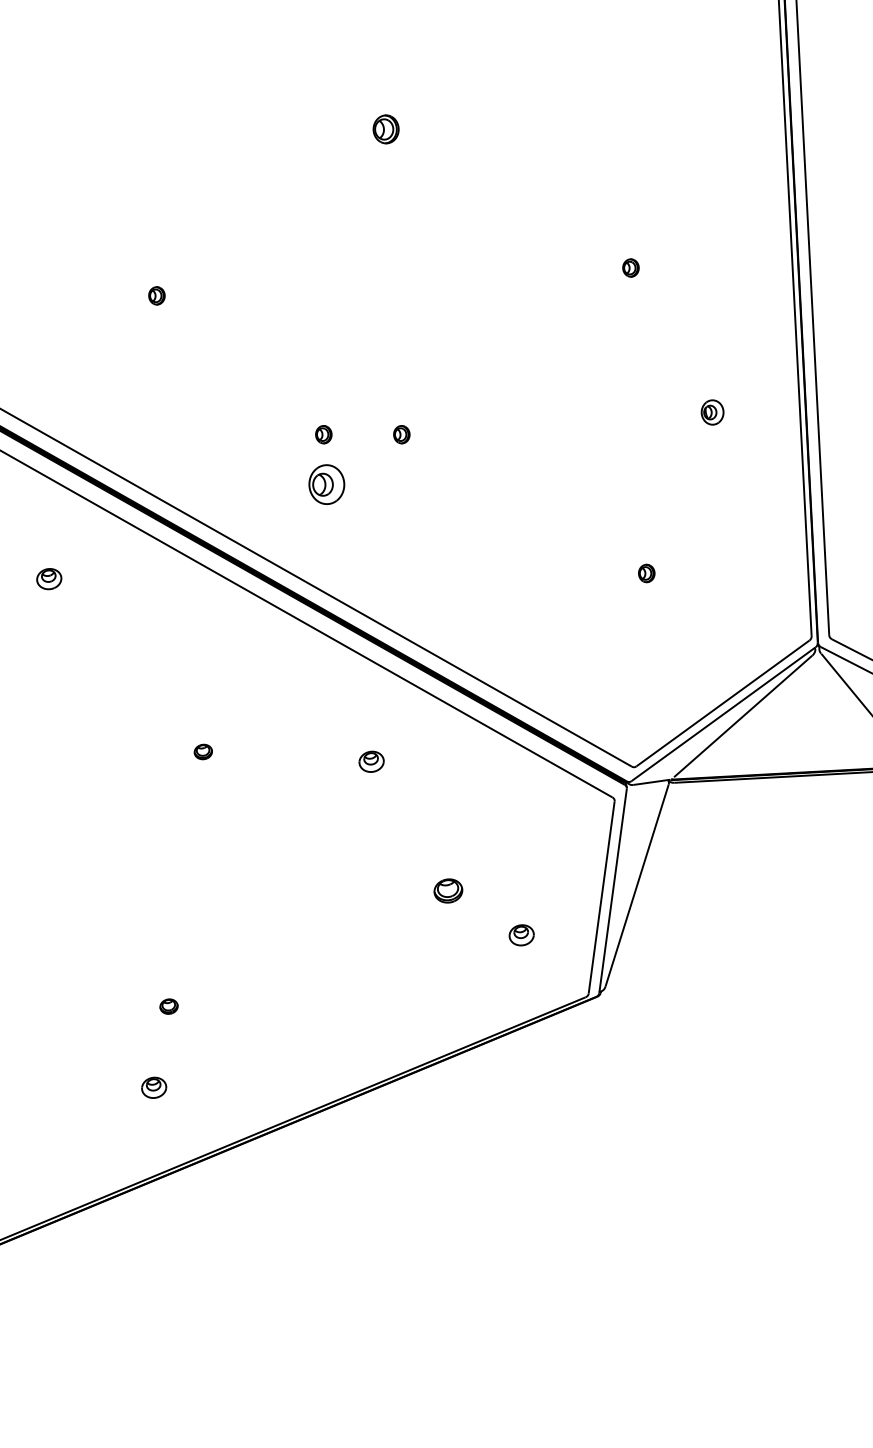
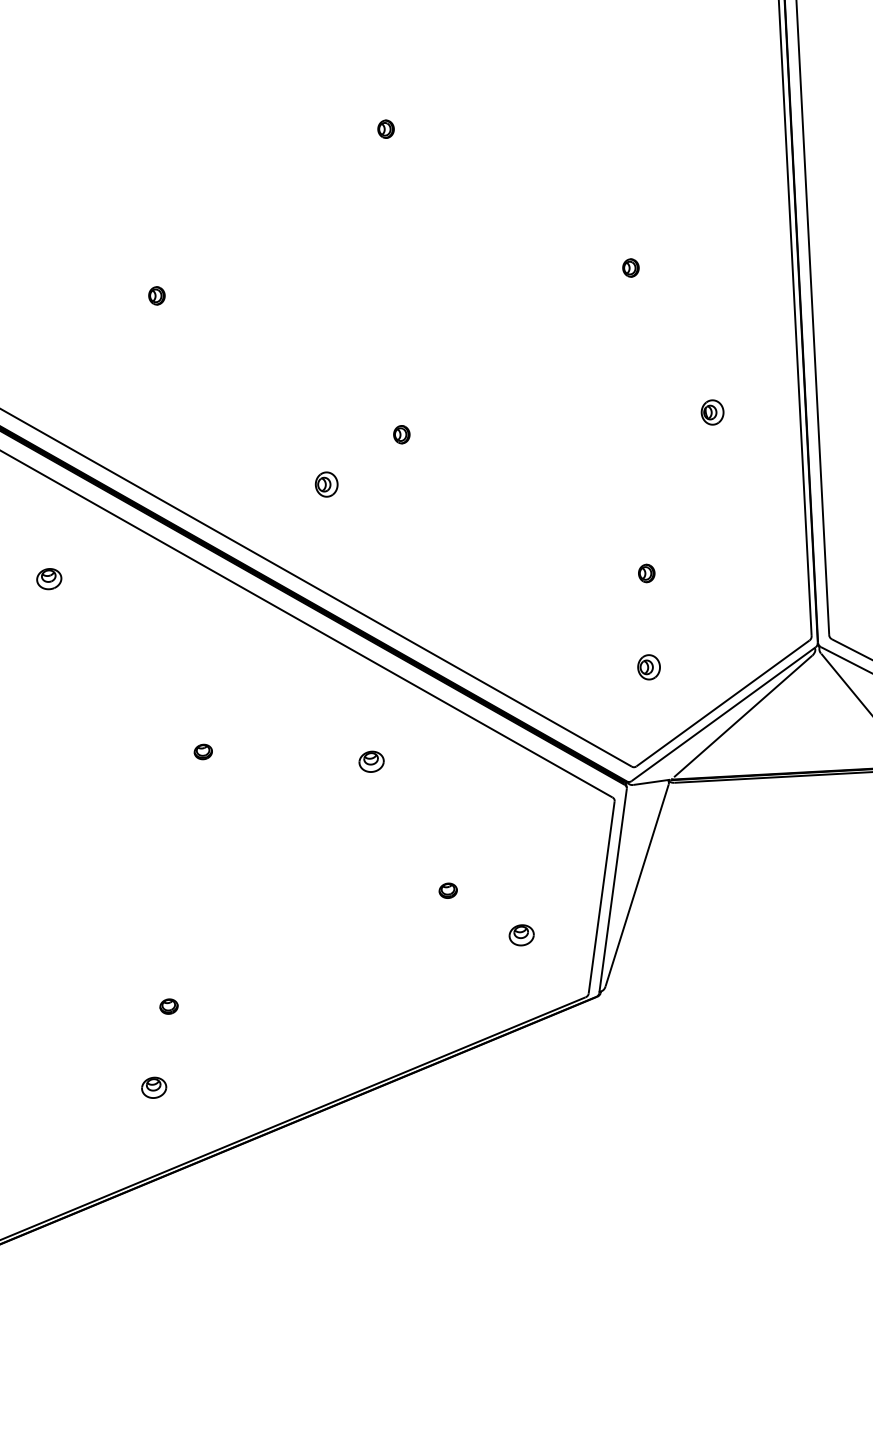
part size: 28x31 px -> 18x20 px (385, 128)
part: present -> none (323, 434)
part size: 38x41 px -> 25x27 px (326, 484)
part: none -> present (648, 667)
part size: 31x26 px -> 20x17 px (447, 890)
